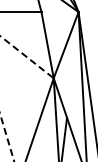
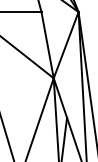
line: dashed -> solid (27, 57)
line: dashed -> solid (7, 138)
